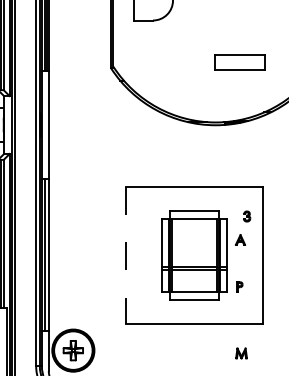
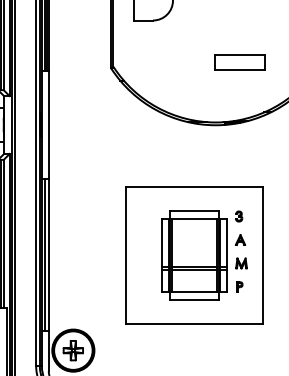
part position: (247, 216) -> (239, 216) (239, 216)
line: dashed -> solid (125, 255)
part position: (241, 353) -> (241, 263) (241, 263)
